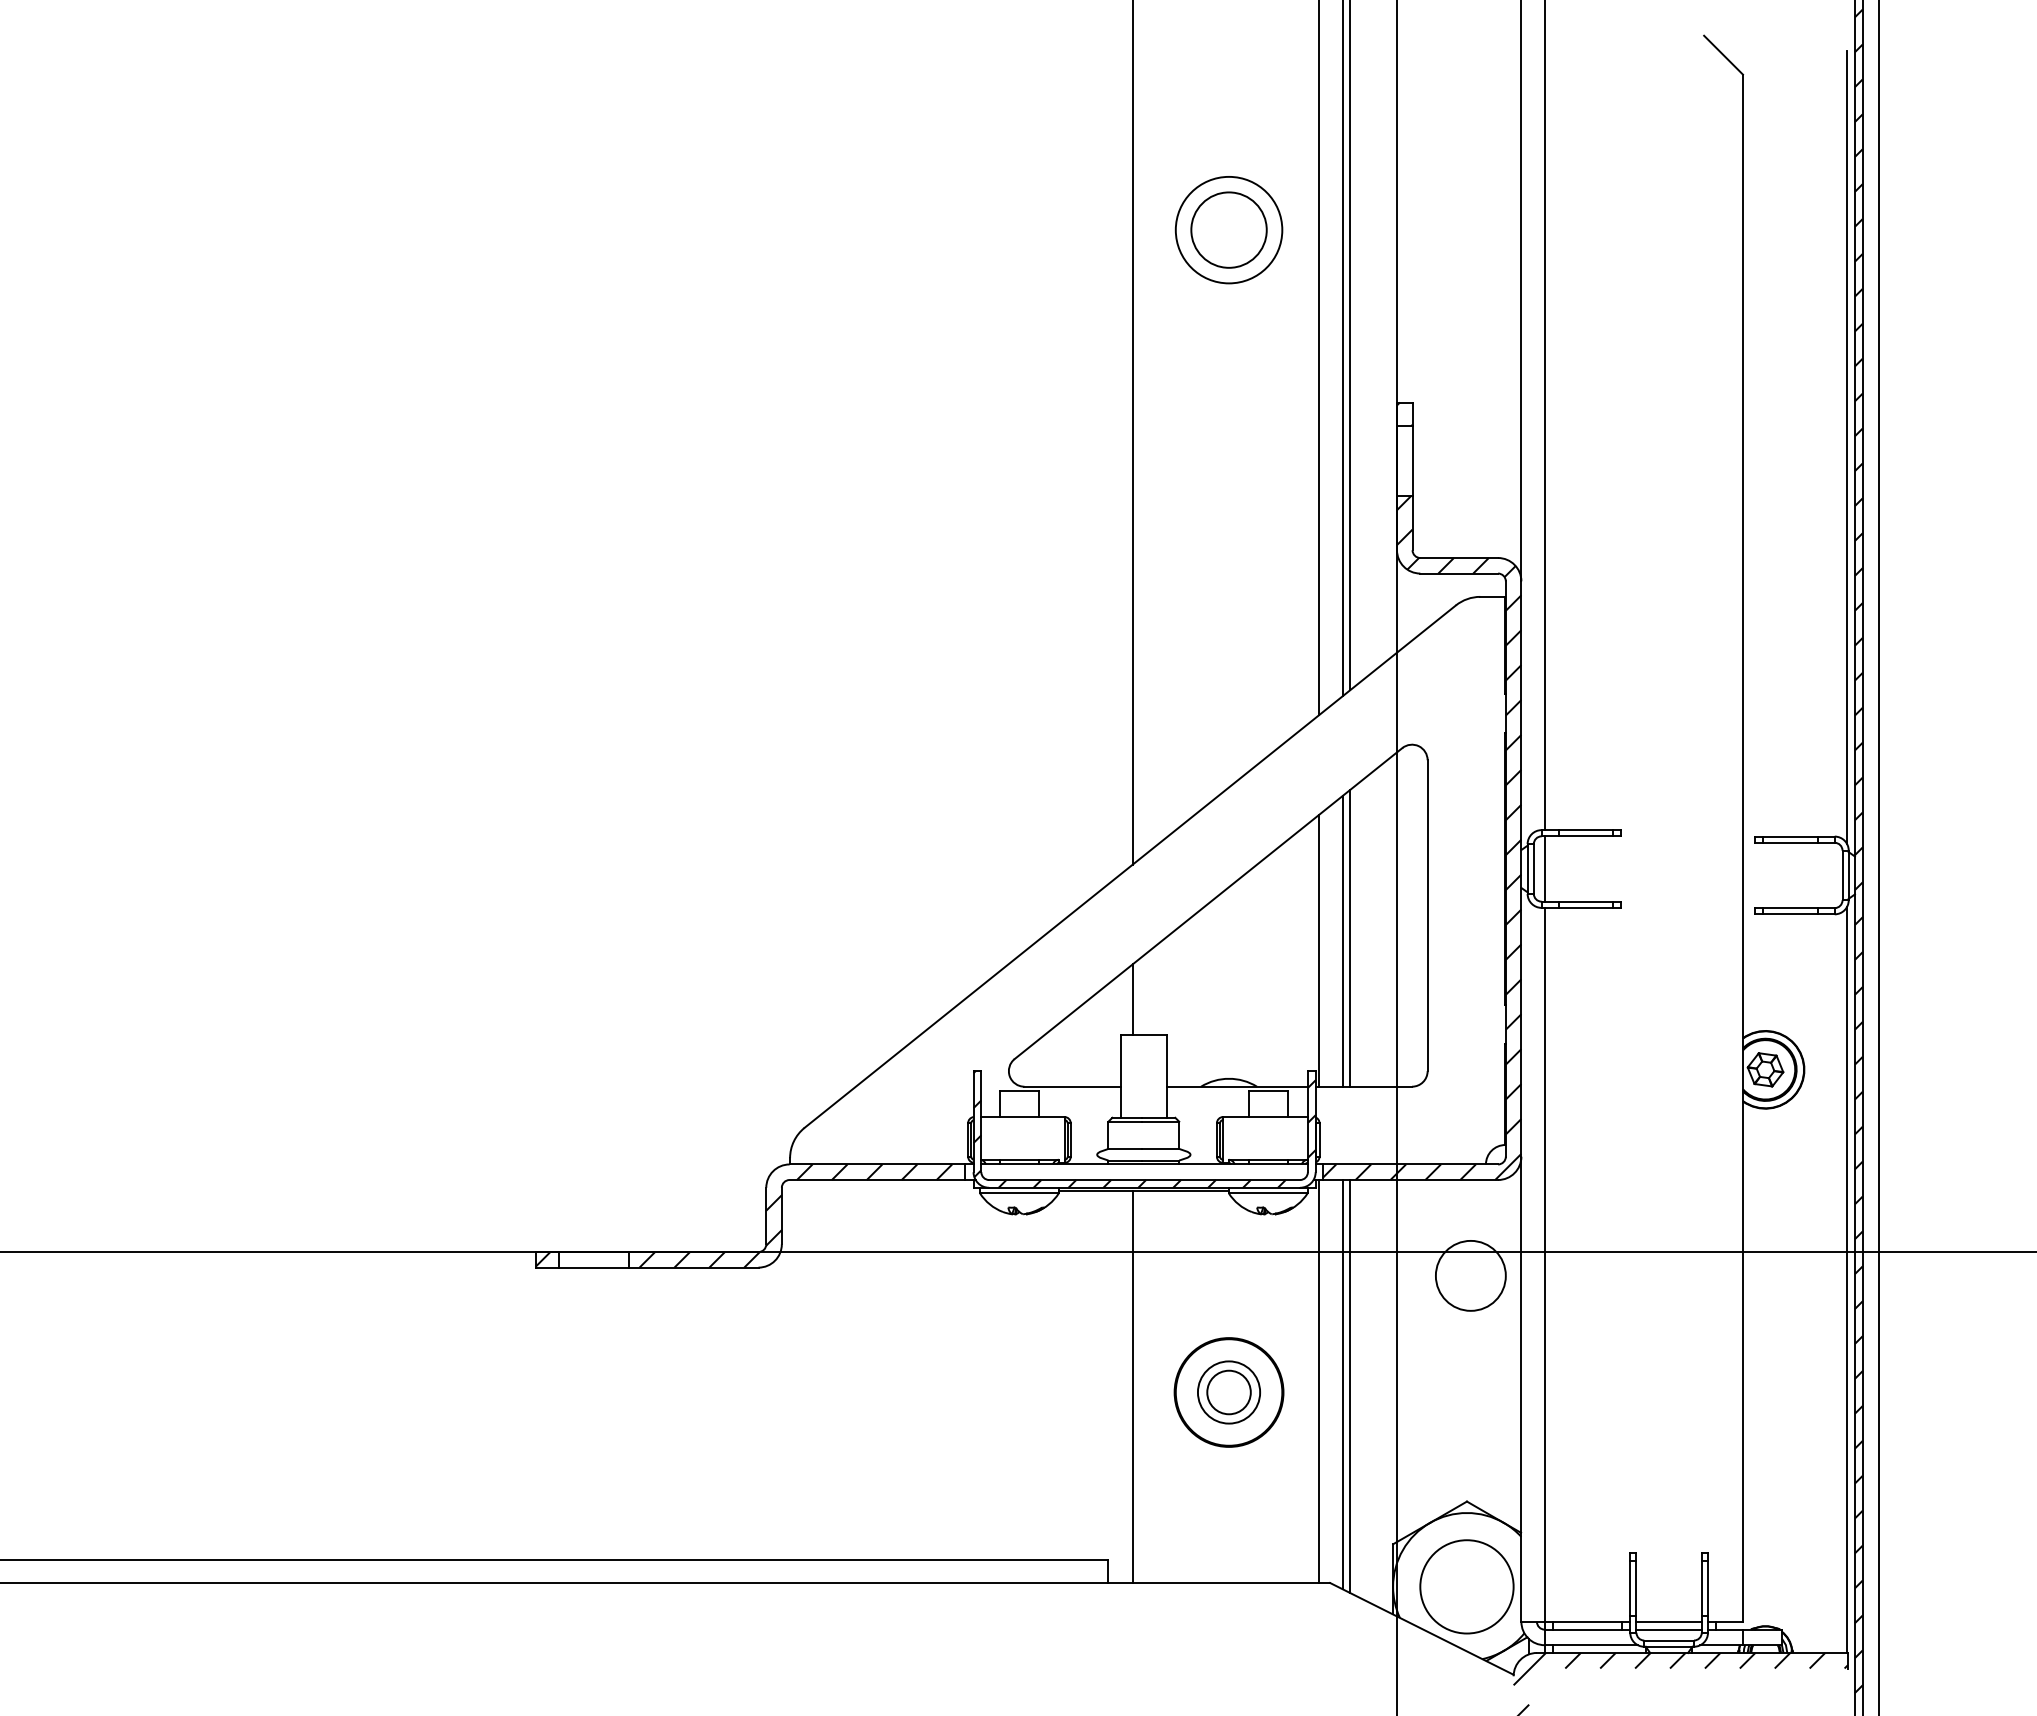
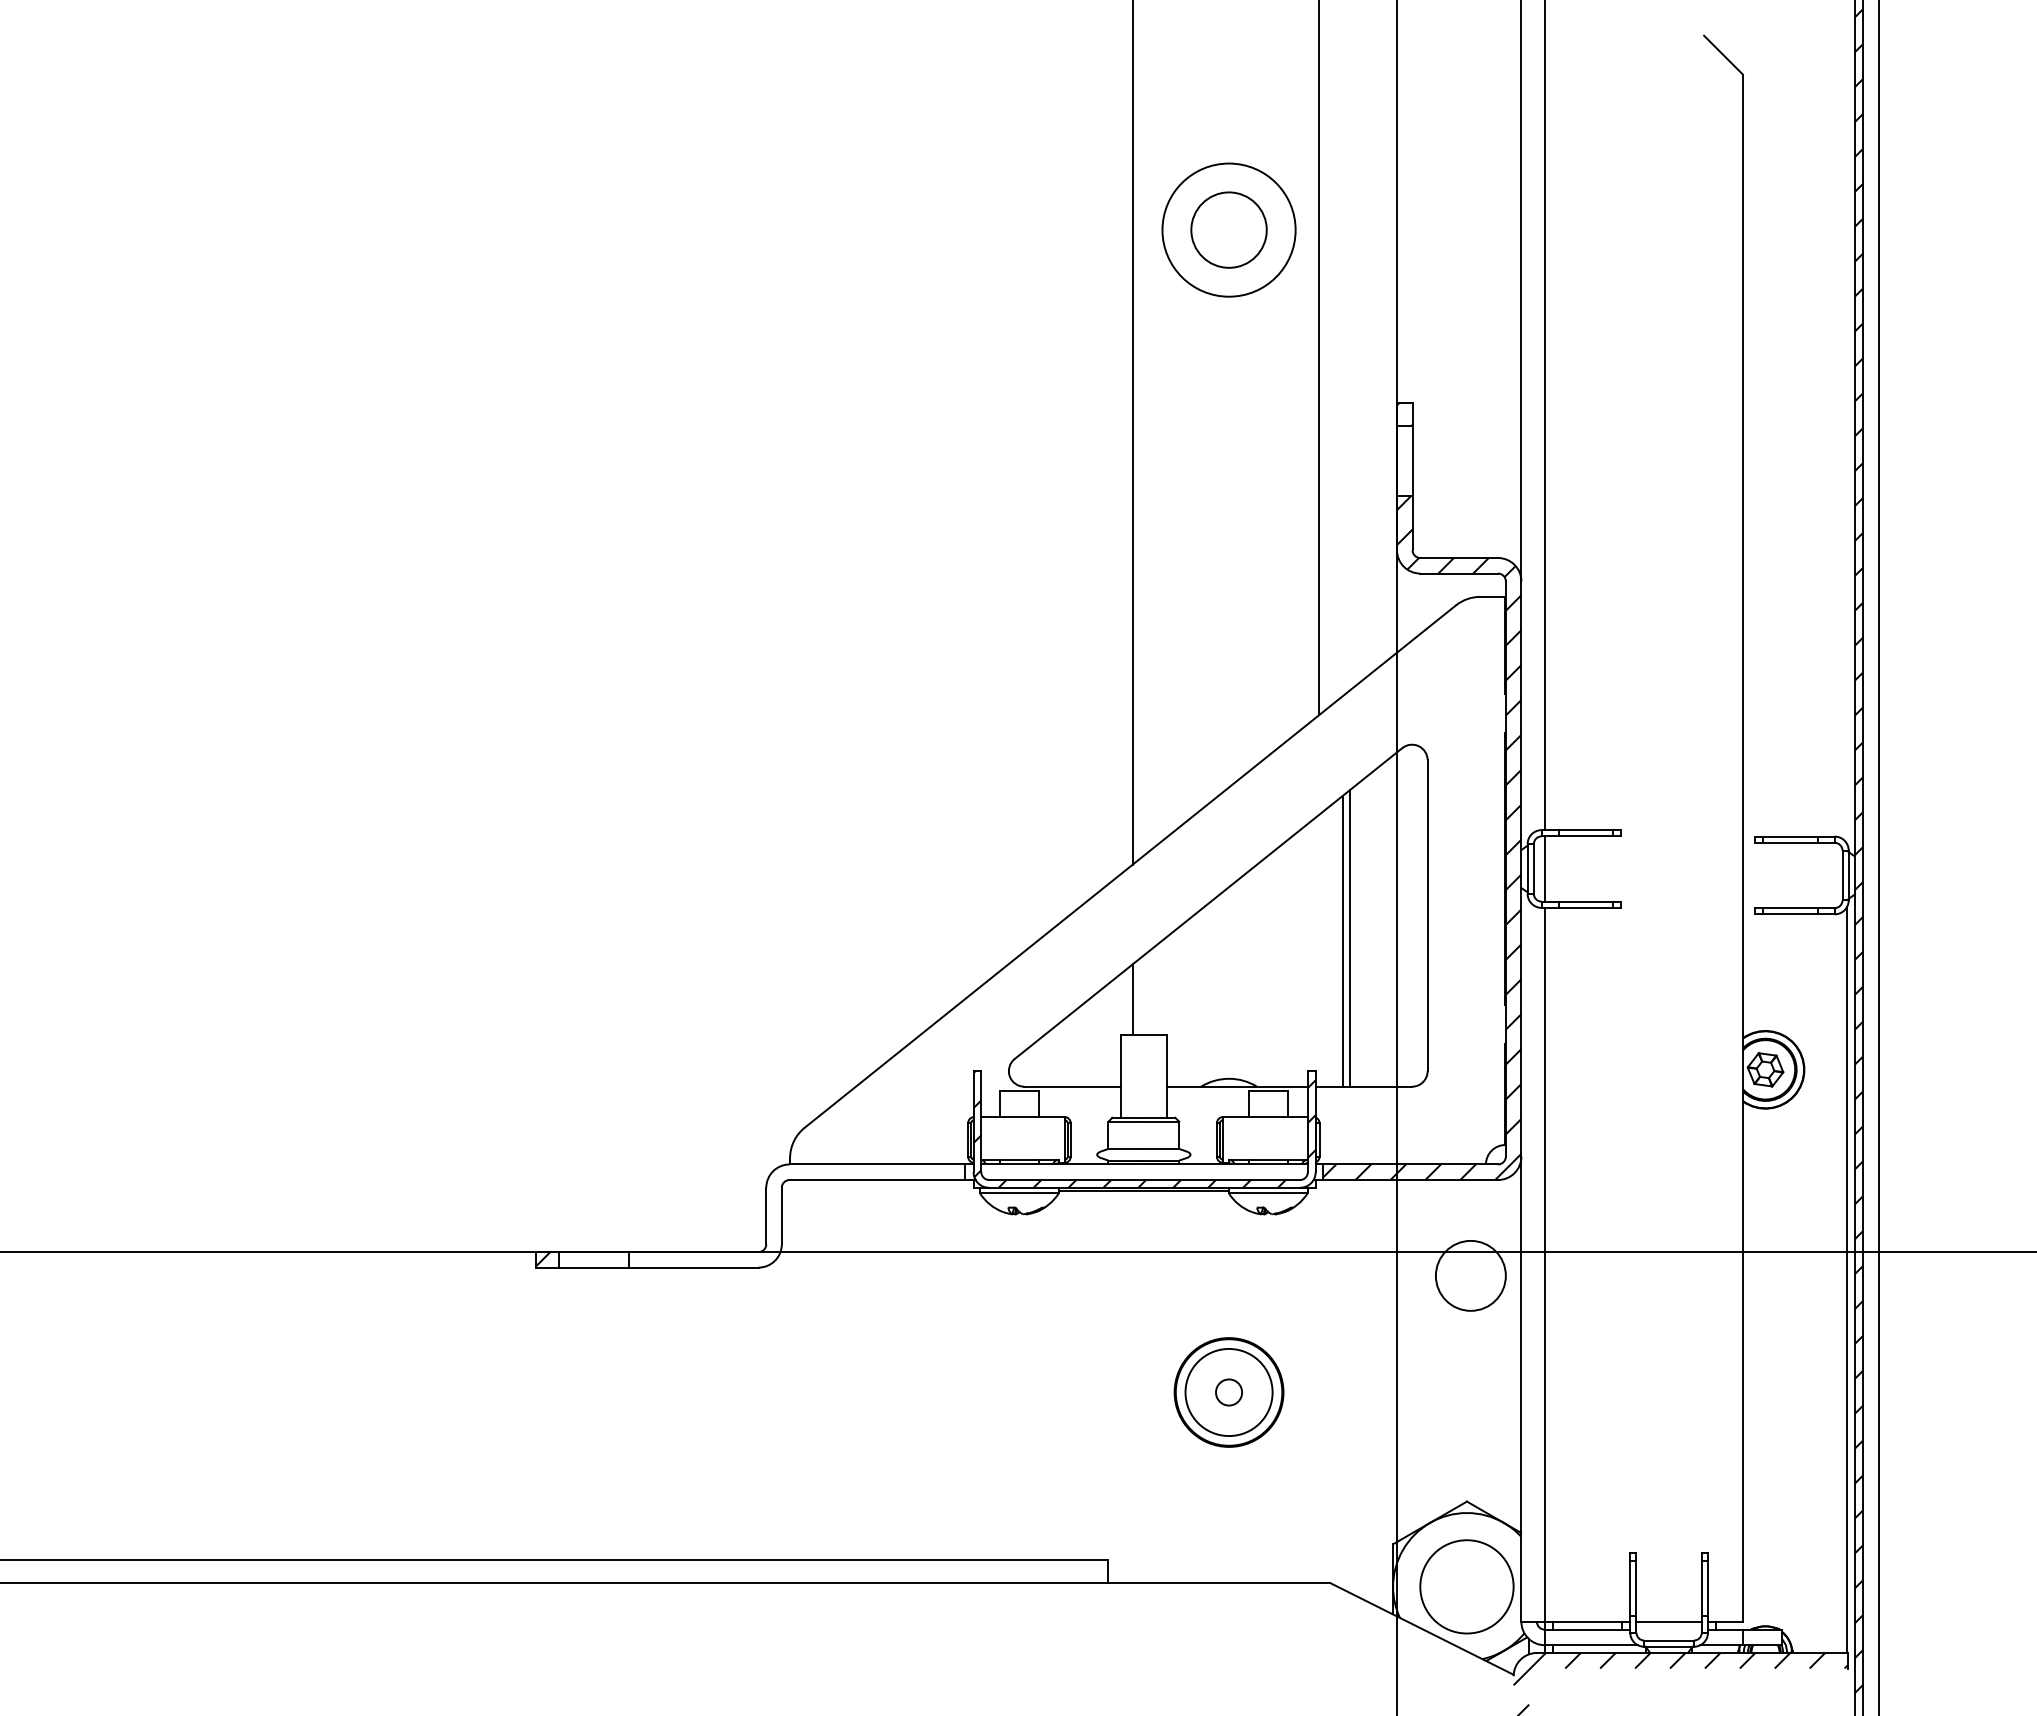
circle diameter: 107 px -> 133 px (1228, 229)
line: present -> none (1350, 346)
line: present -> none (1342, 349)
line: present -> none (1847, 447)
line: present -> none (1319, 950)
hatch: present -> none (795, 1215)
line: present -> none (1319, 1381)
line: present -> none (1342, 1384)
line: present -> none (1132, 1386)
line: present -> none (1350, 1386)
circle diameter: 44 px -> 26 px (1229, 1392)
circle diameter: 62 px -> 87 px (1228, 1392)
line: present -> none (1668, 1629)
